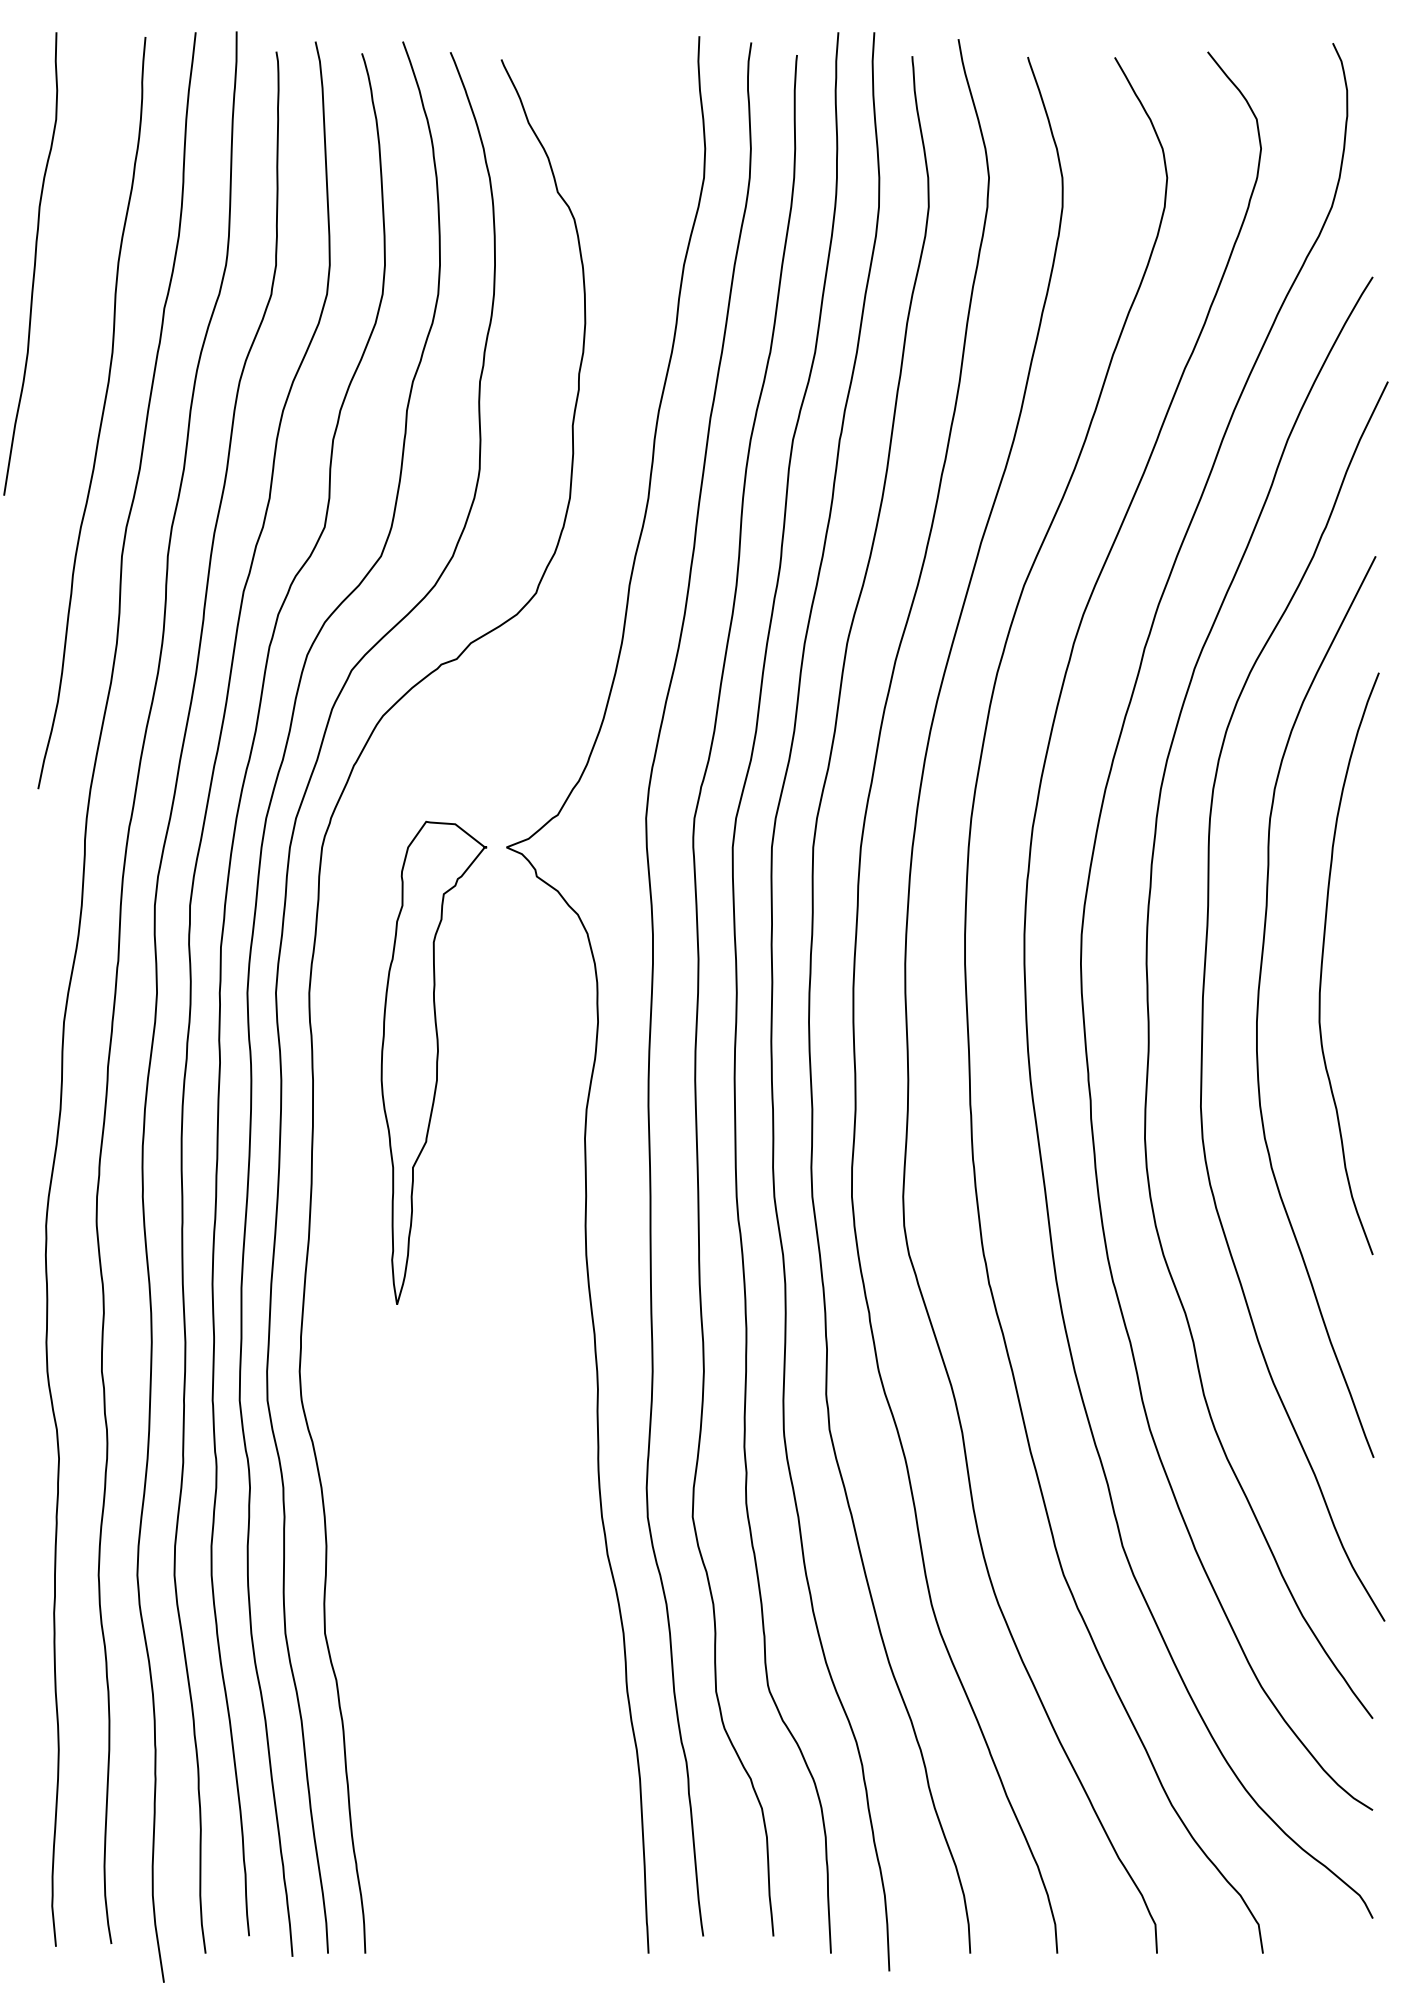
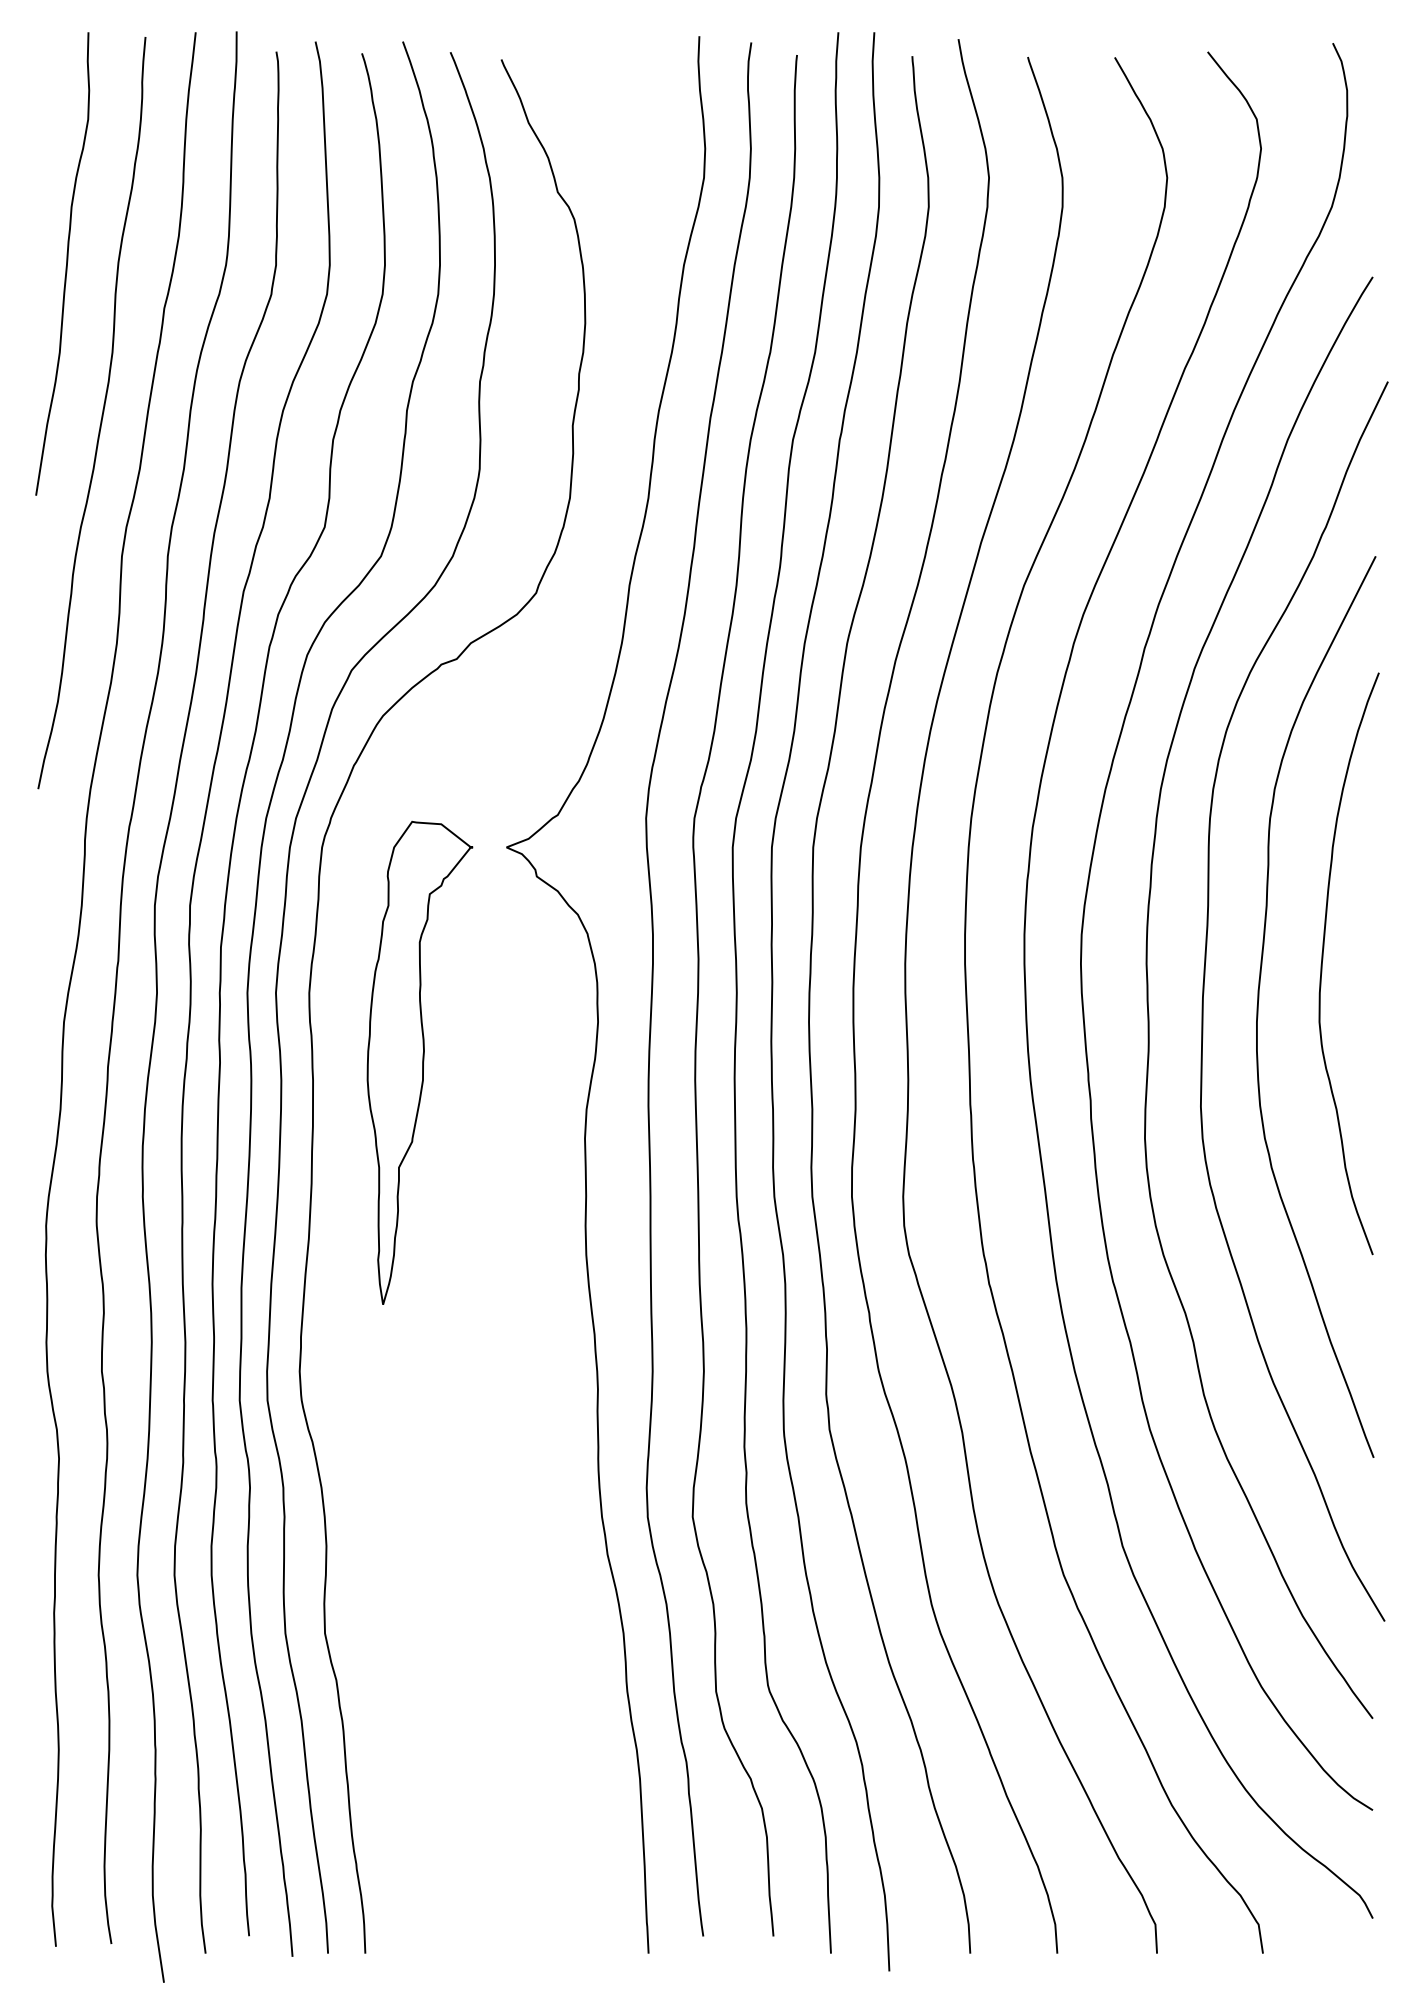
curve position: (34, 263) -> (66, 263) (66, 263)
part position: (433, 1062) -> (419, 1062) (419, 1062)
